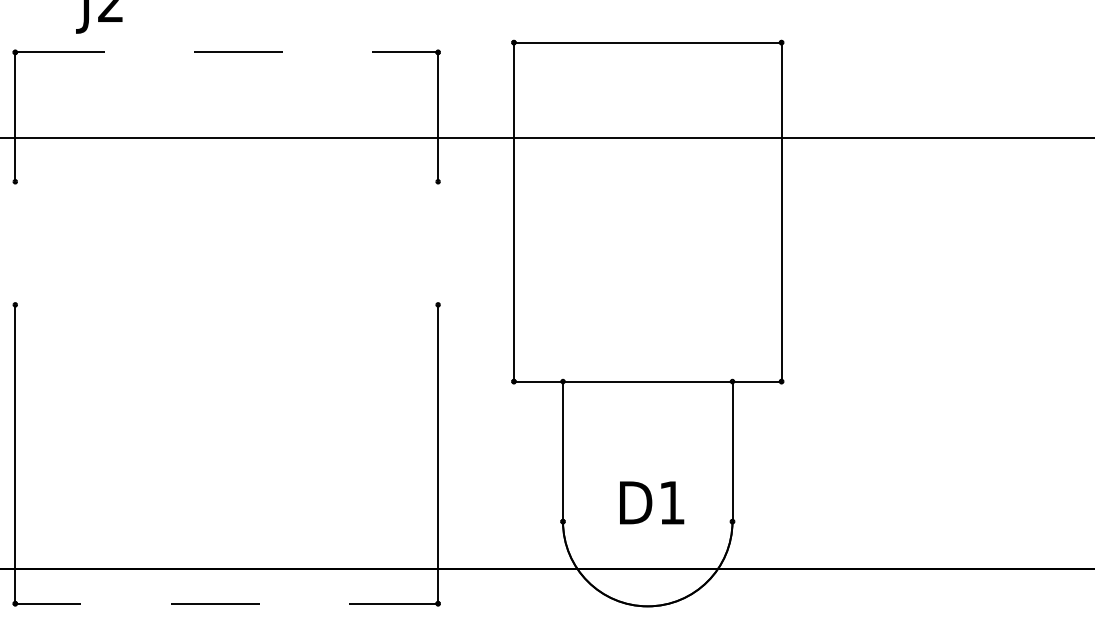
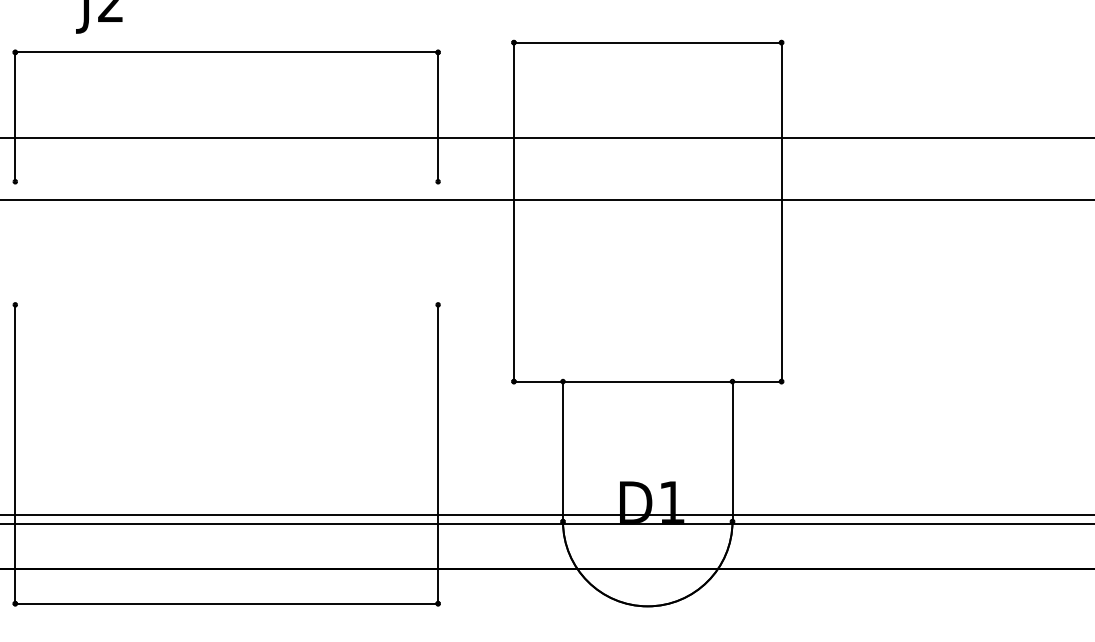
line: dashed -> solid (227, 52)
line: none -> present (546, 200)
line: none -> present (546, 515)
line: none -> present (546, 524)
line: dashed -> solid (226, 603)
